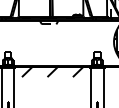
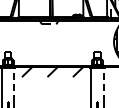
line: solid -> dashed (14, 84)
line: solid -> dashed (103, 84)
